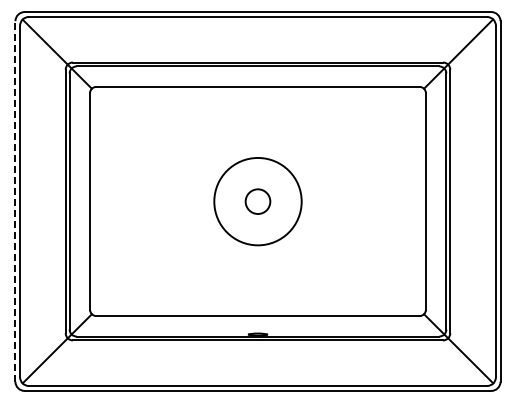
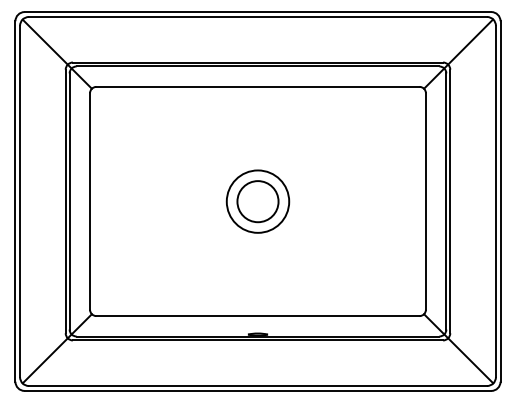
line: dashed -> solid (15, 201)
circle diameter: 25 px -> 41 px (257, 201)
circle diameter: 87 px -> 62 px (257, 201)
